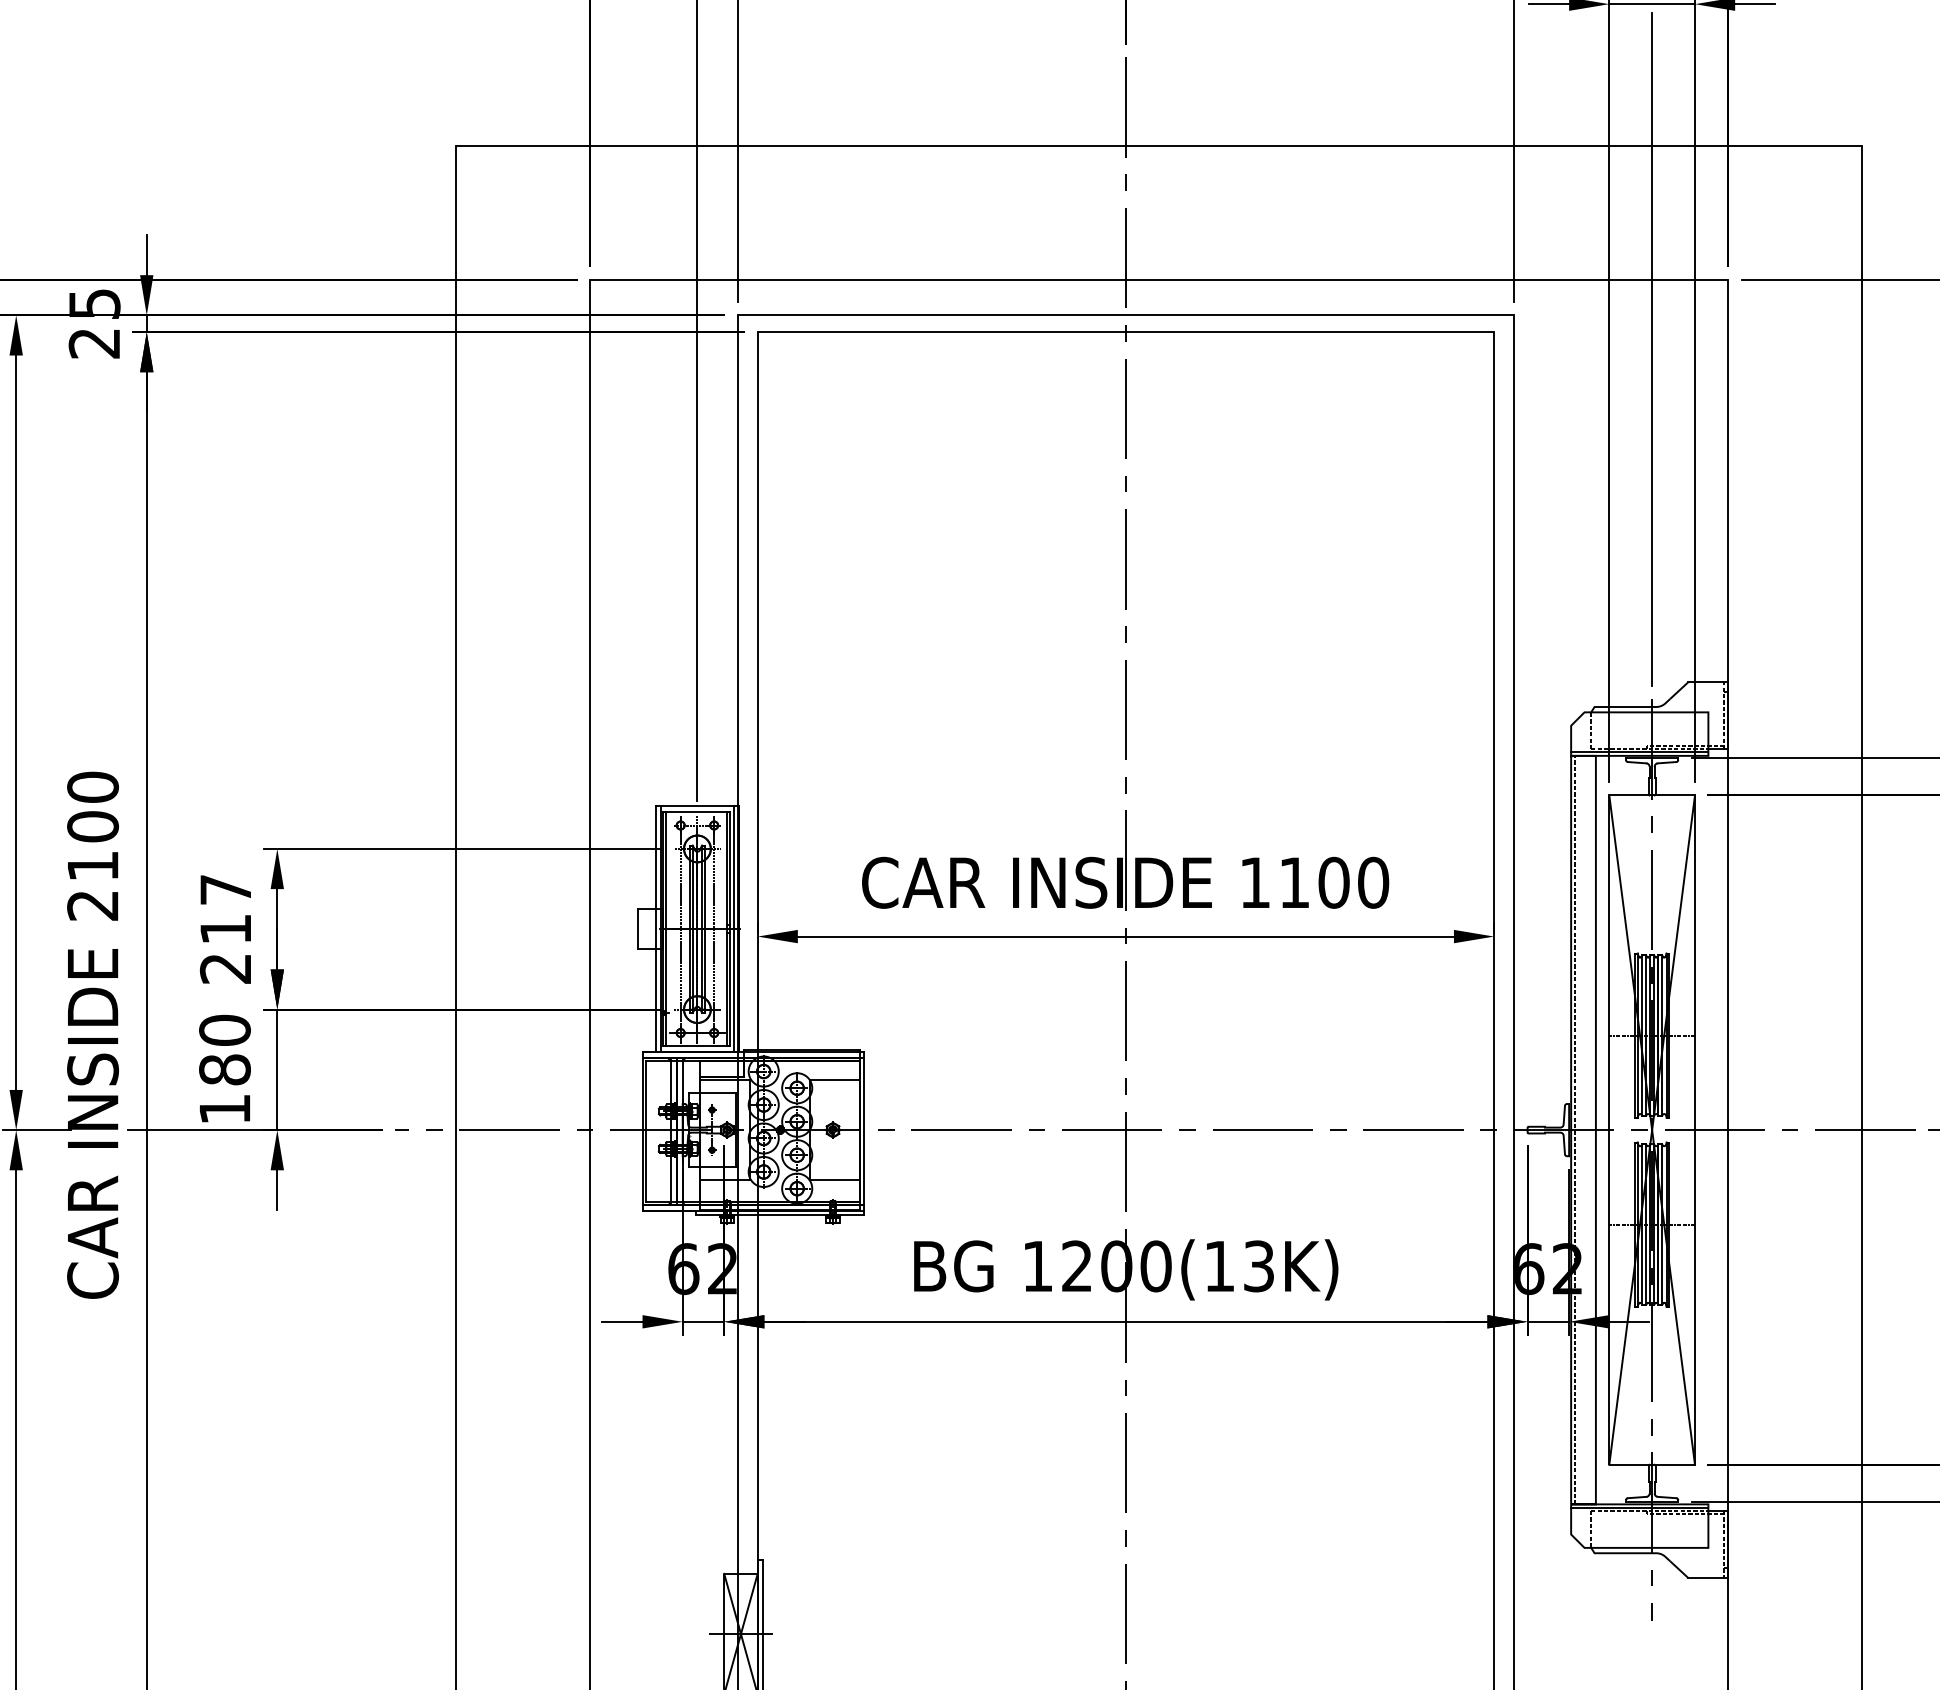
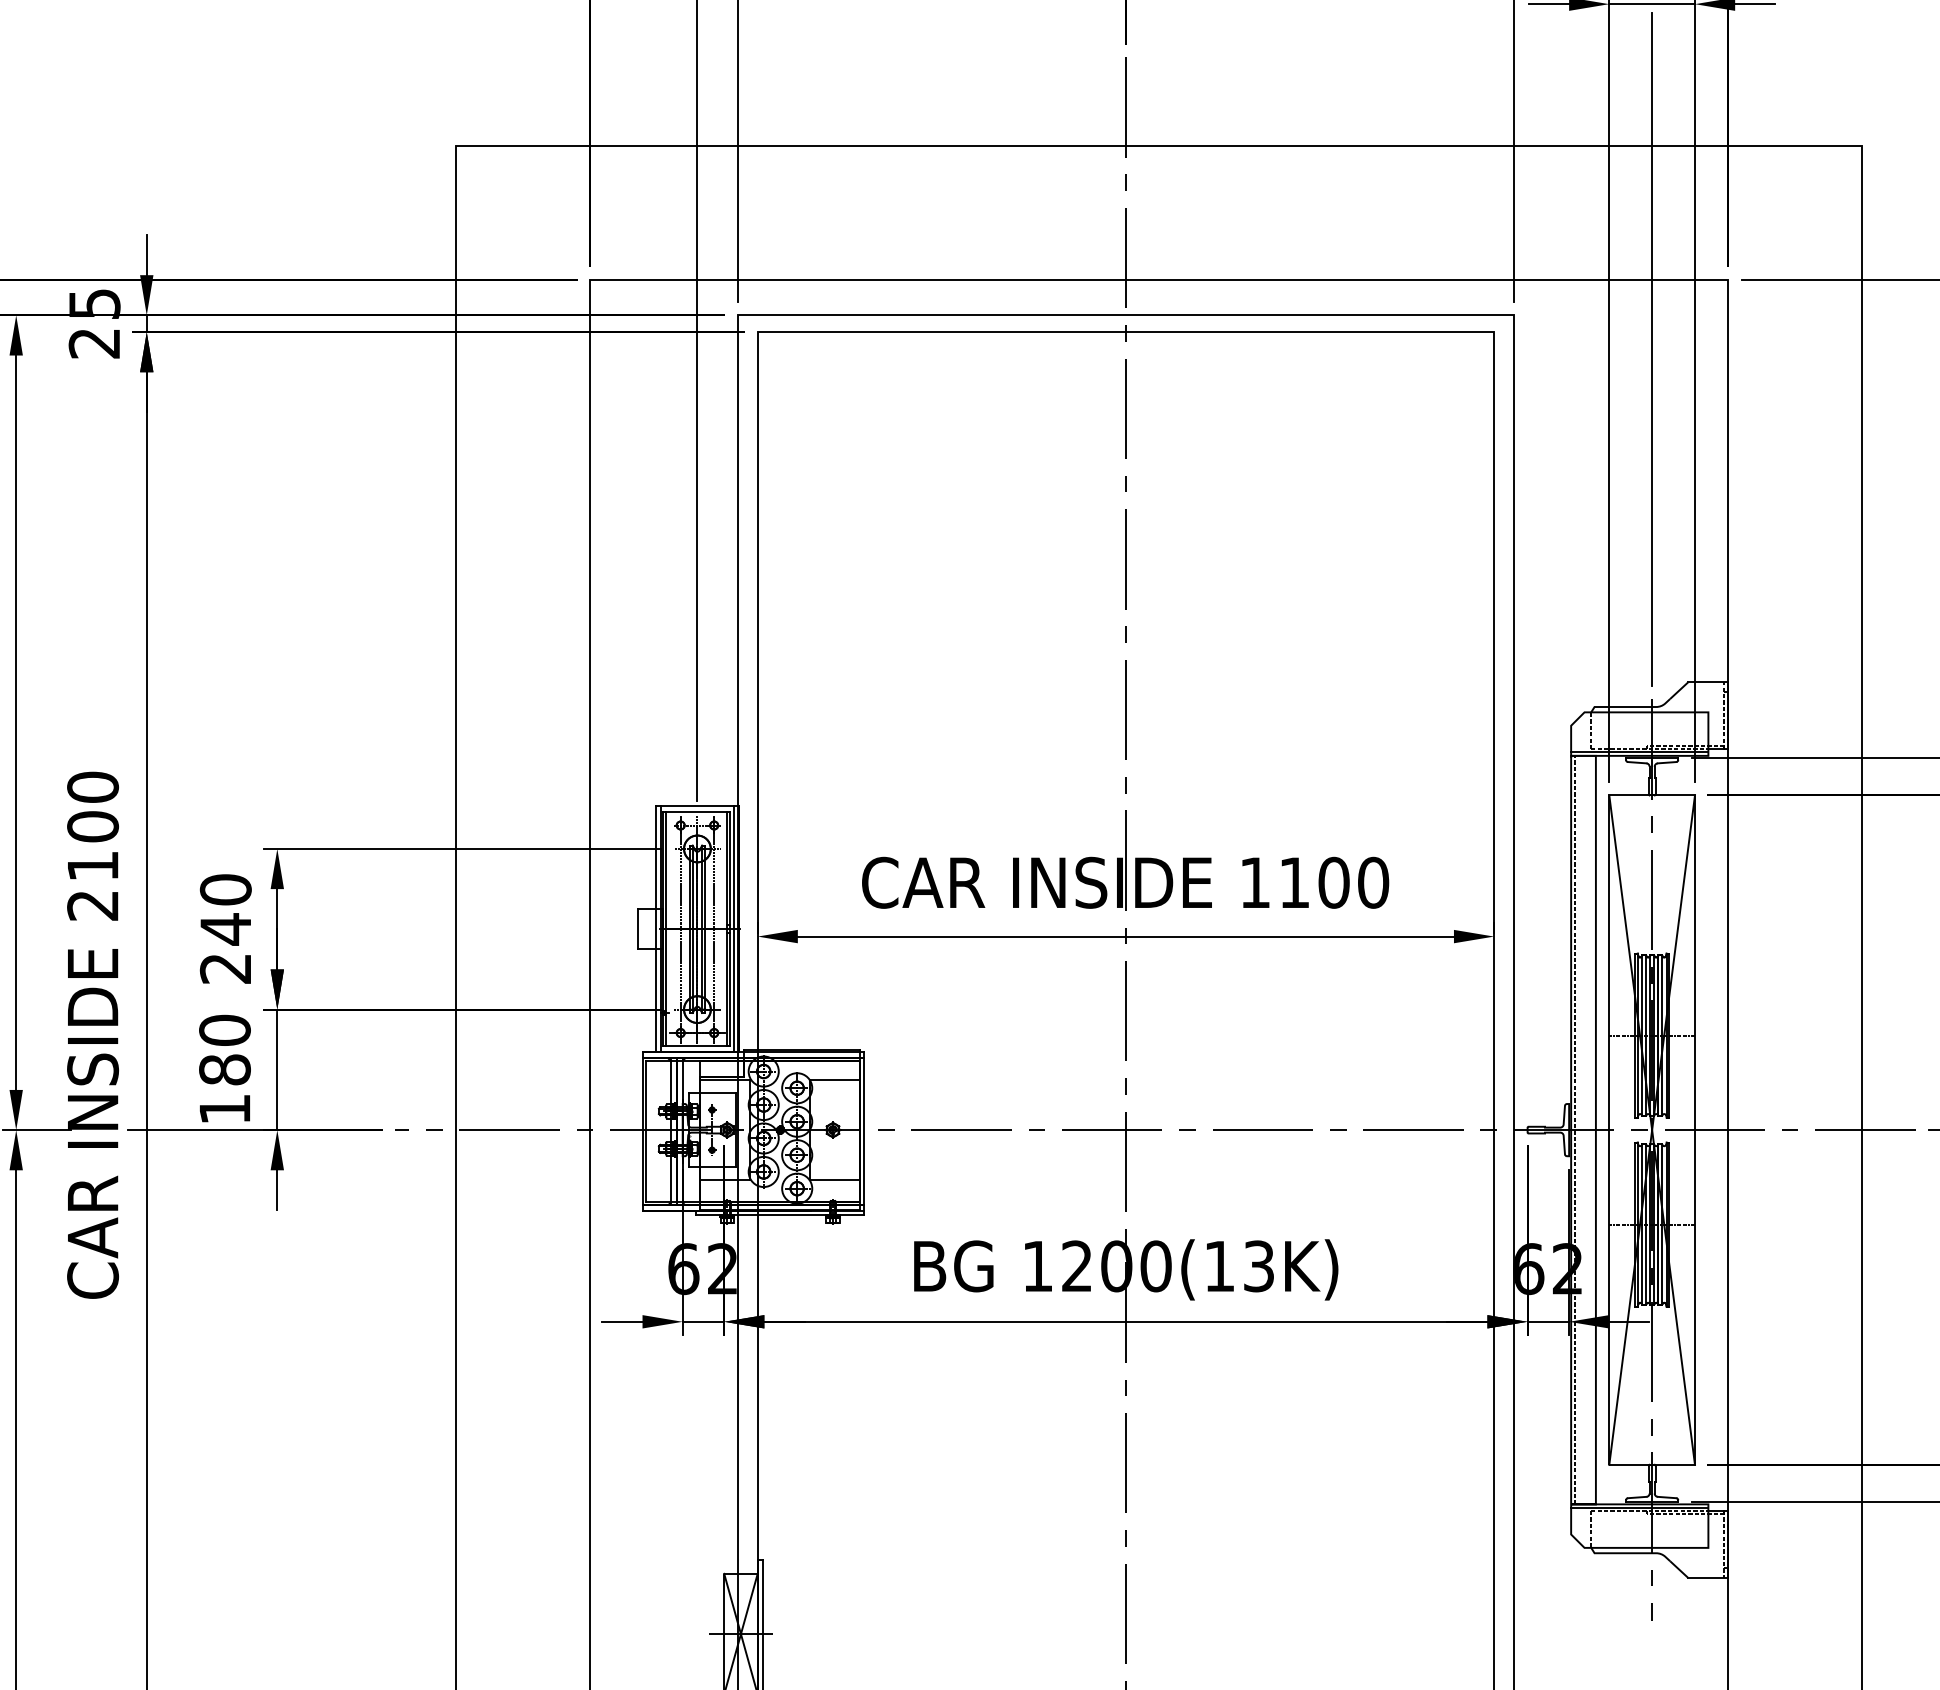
text: 217 -> 240 (225, 909)
